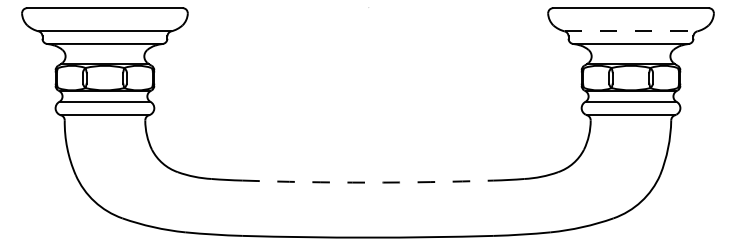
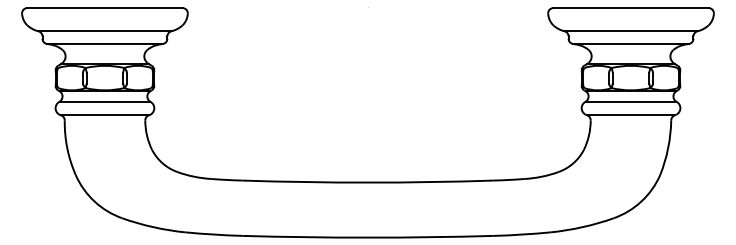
line: dashed -> solid (631, 31)
arc: dashed -> solid (368, 182)
